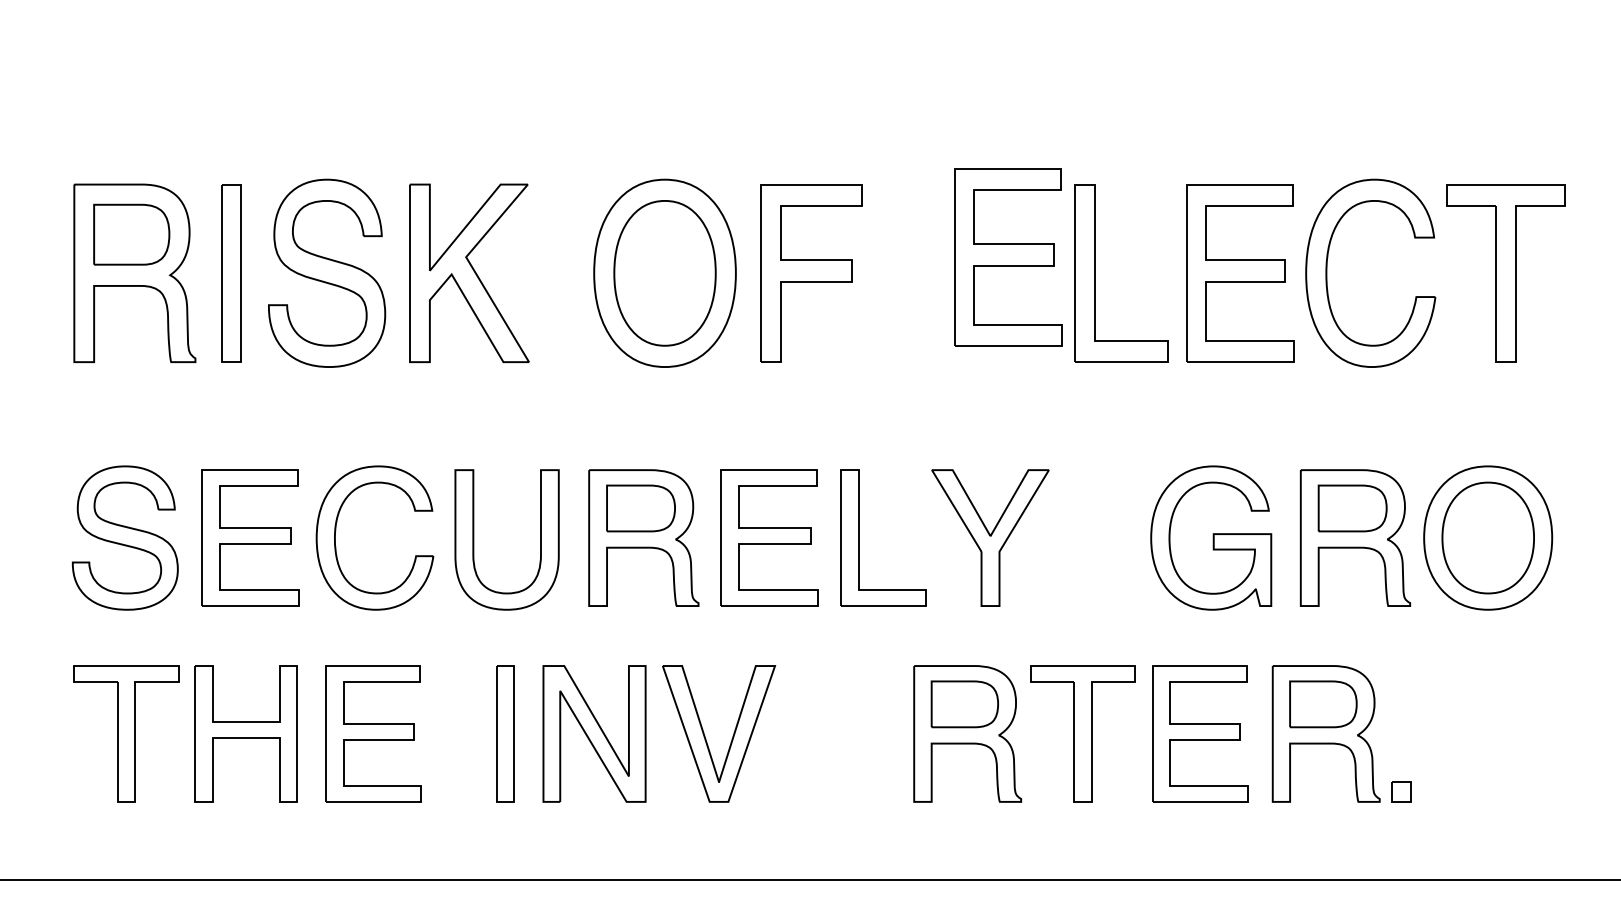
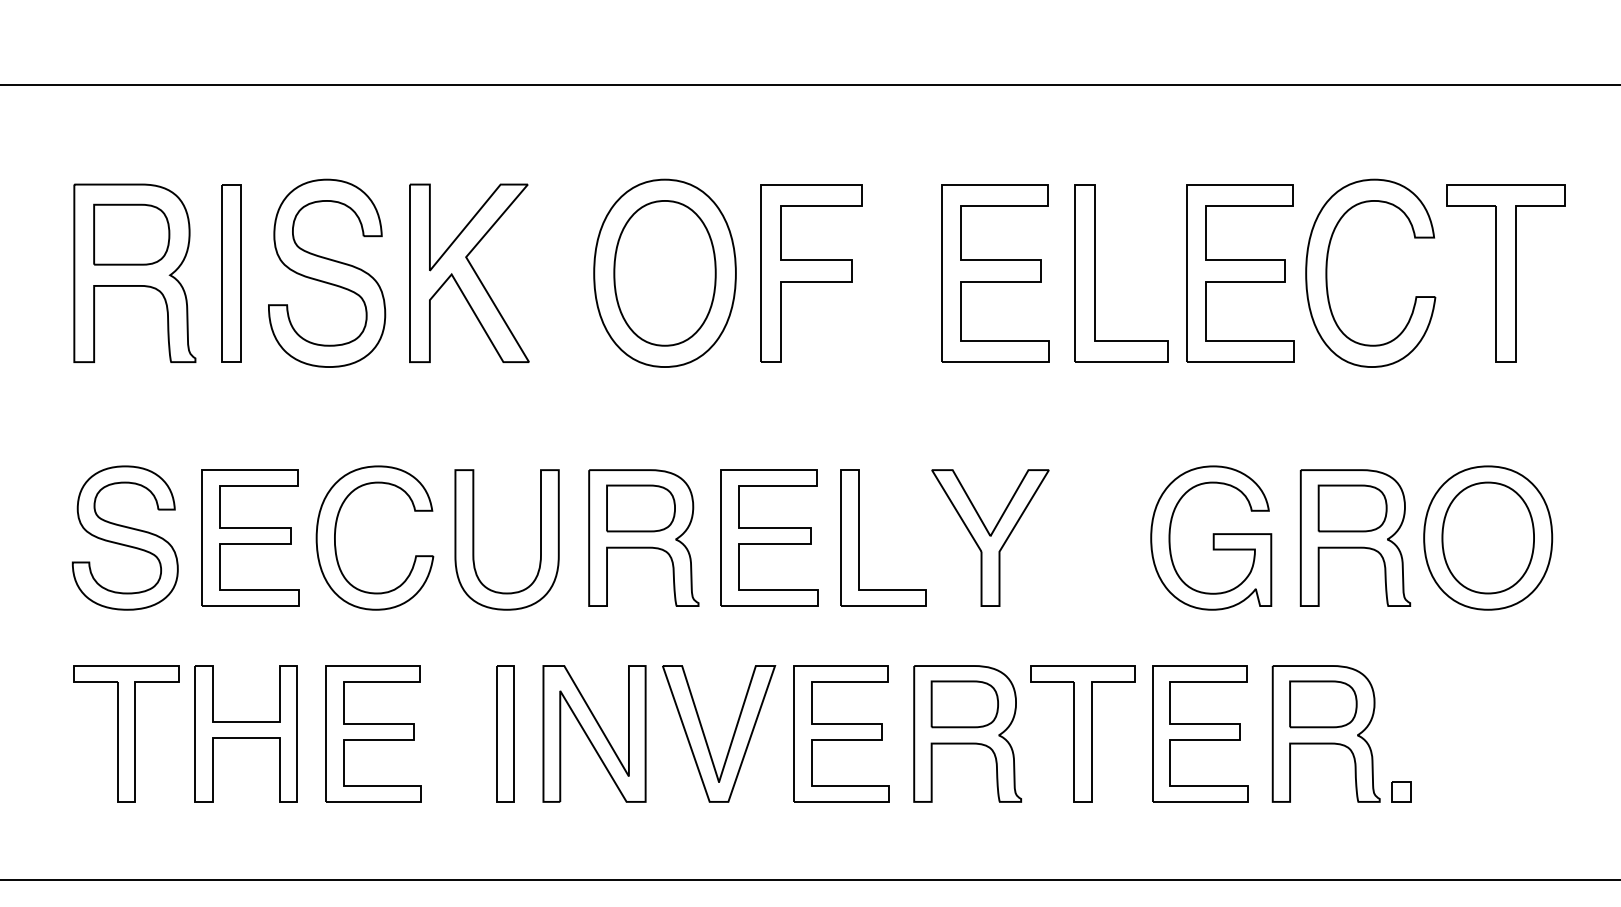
line: none -> present (809, 84)
part position: (1008, 257) -> (995, 273) (995, 273)
part: none -> present (841, 733)
